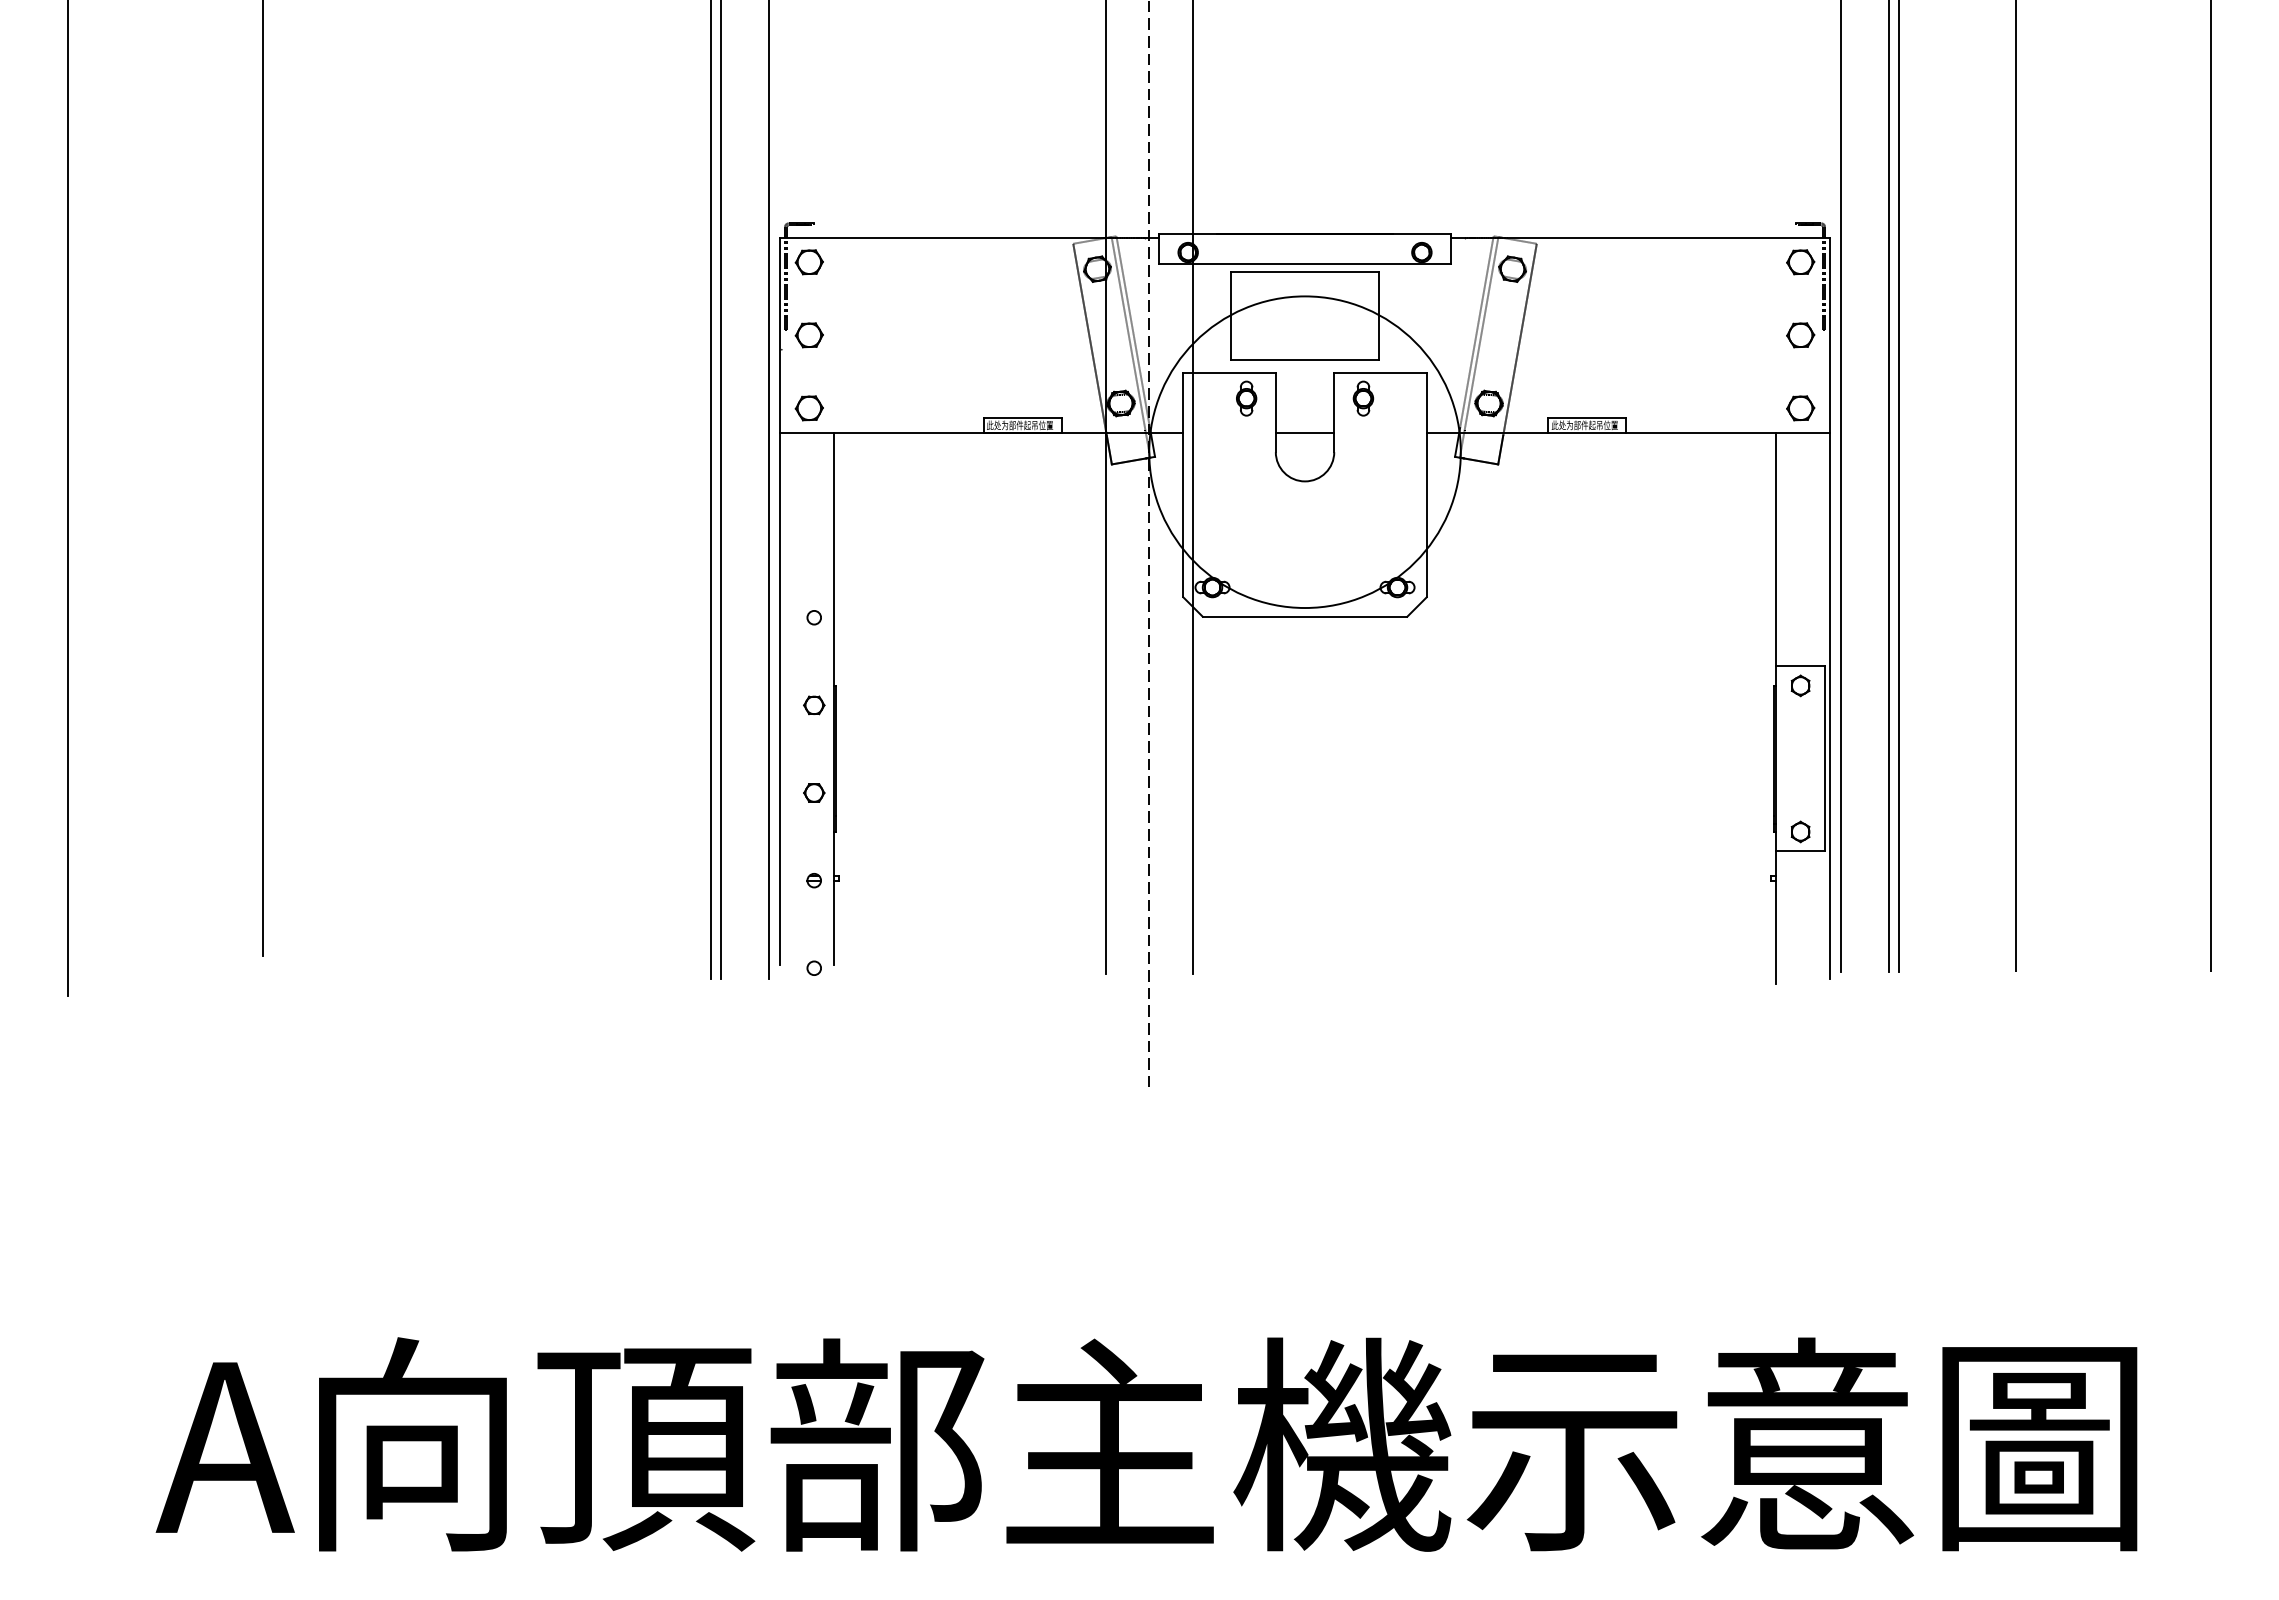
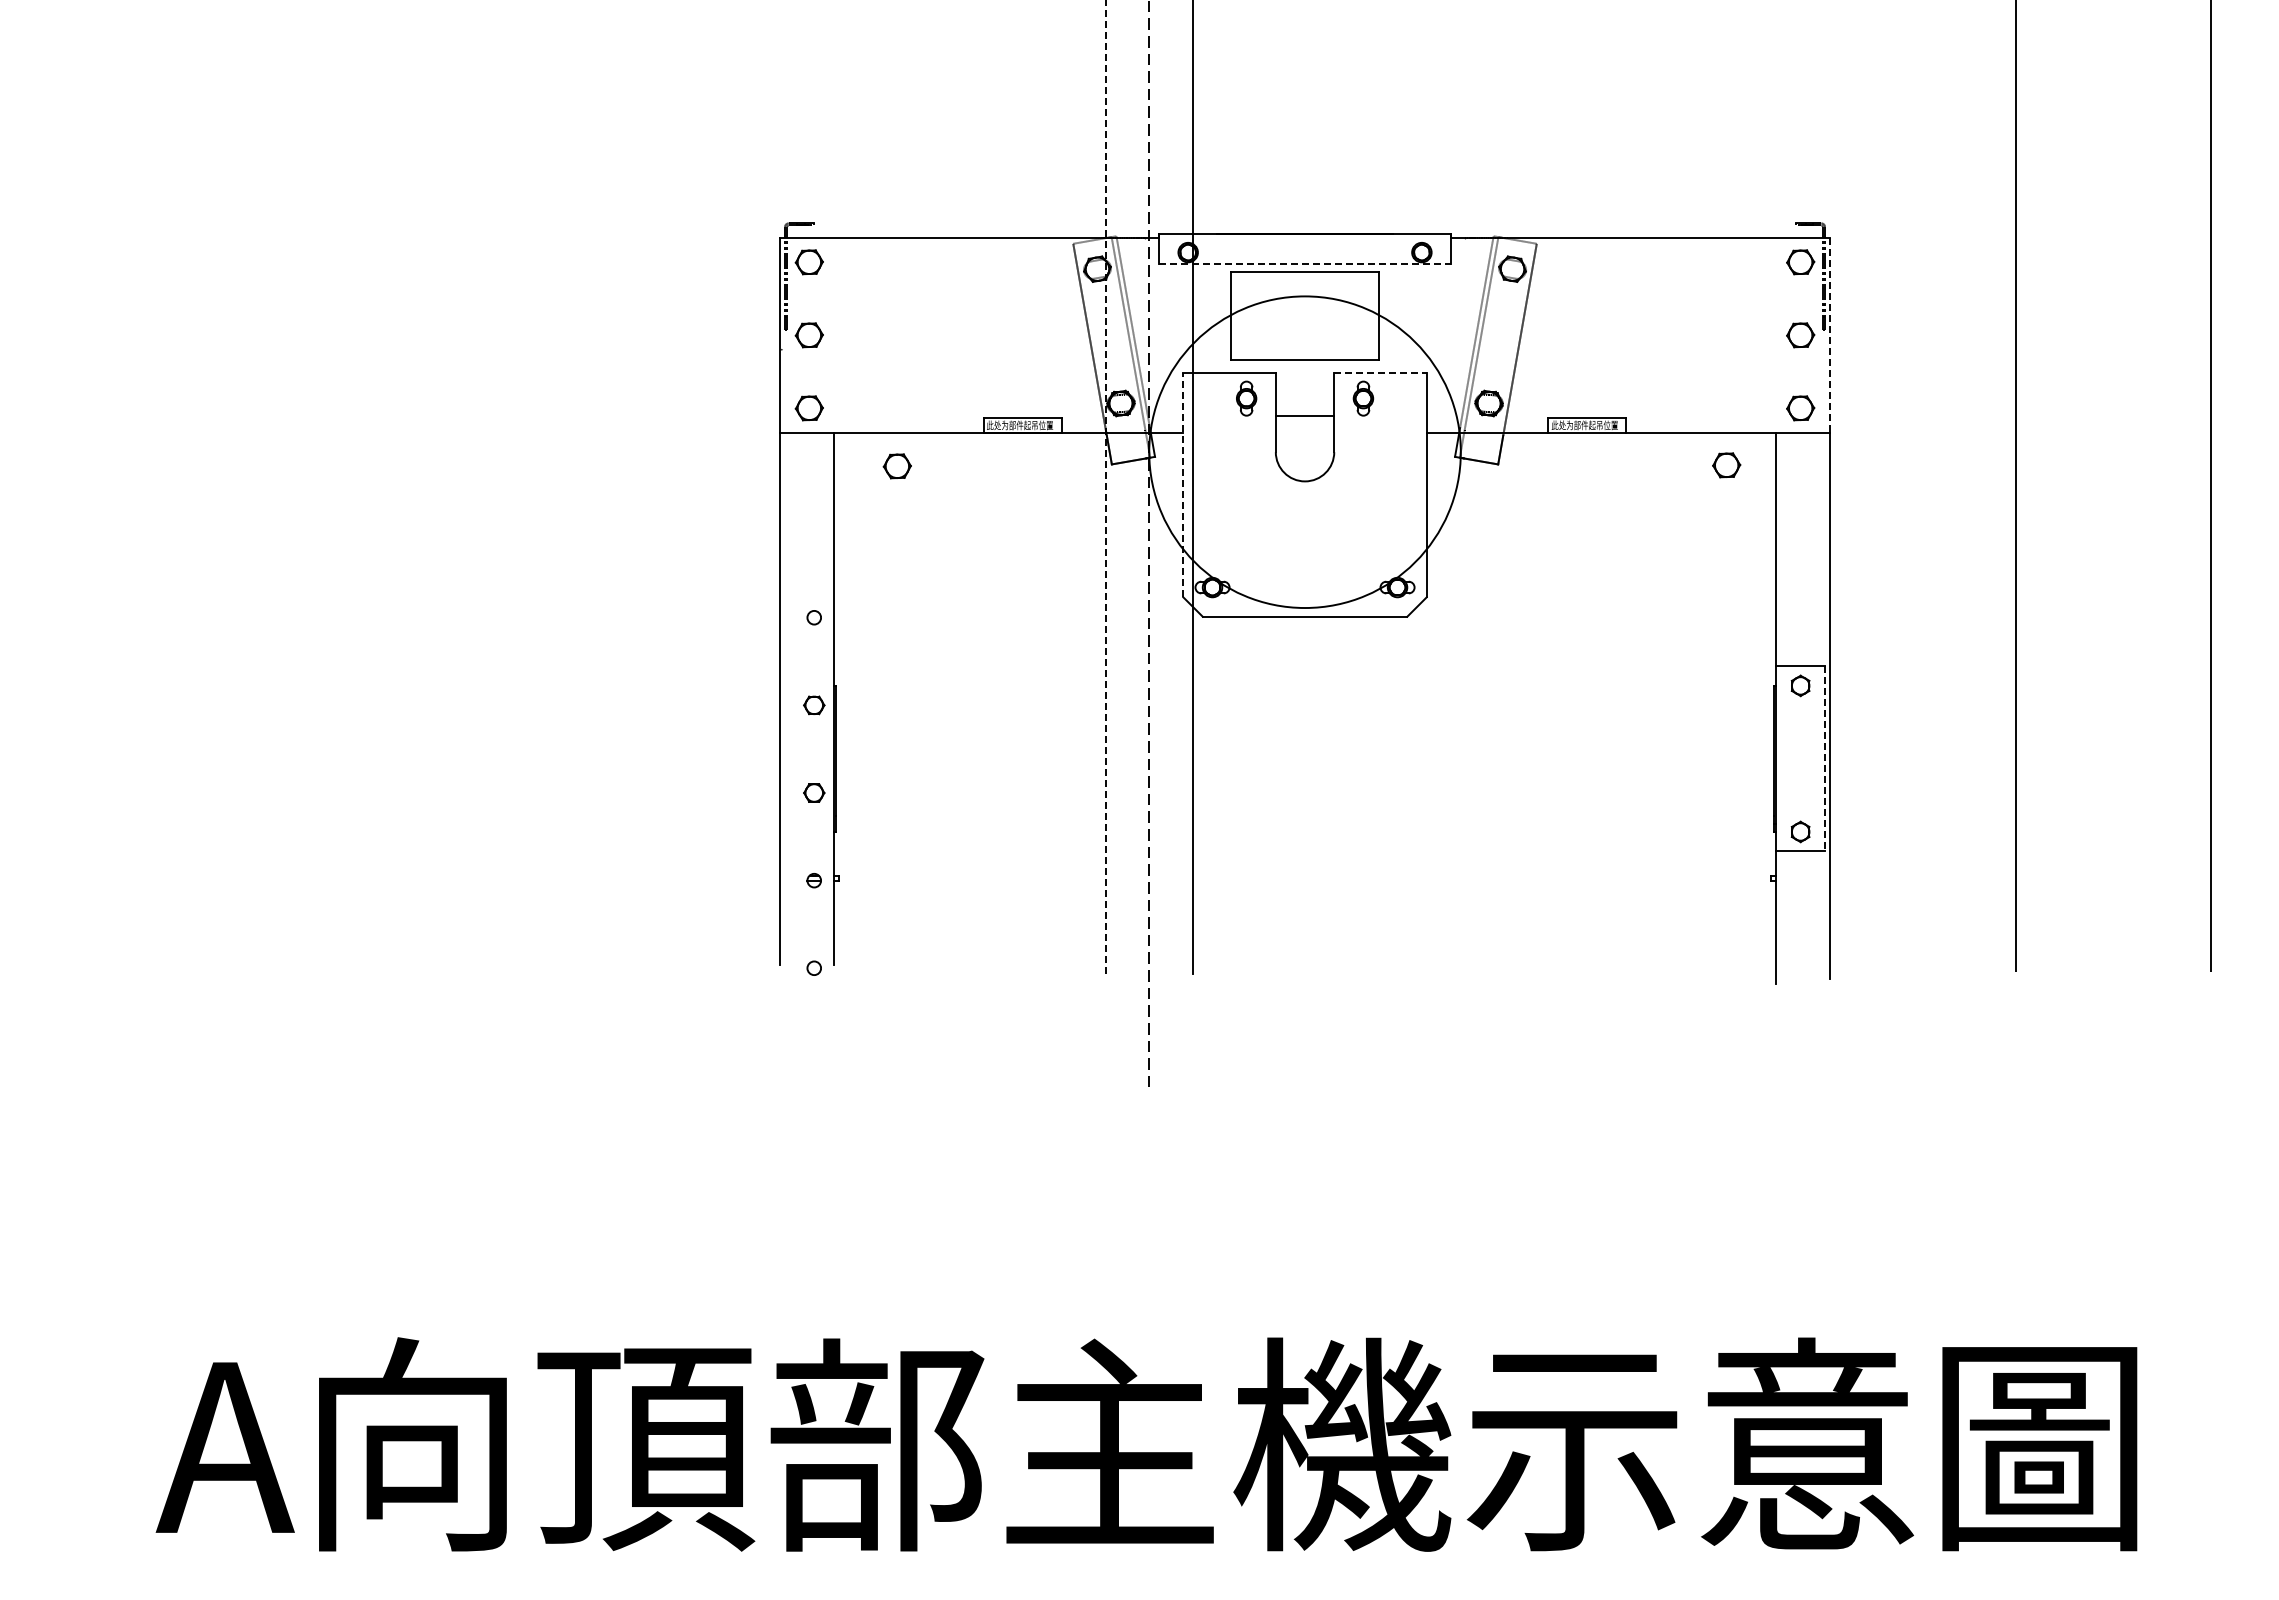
line: solid -> dashed (1305, 264)
line: solid -> dashed (1829, 335)
line: solid -> dashed (1381, 373)
line position: (1304, 432) -> (1304, 415) (1304, 415)
part: none -> present (1726, 465)
part: none -> present (896, 466)
line: present -> none (263, 478)
line: solid -> dashed (1183, 485)
line: solid -> dashed (1105, 486)
line: present -> none (1840, 486)
line: present -> none (1889, 486)
line: present -> none (1899, 486)
line: present -> none (711, 490)
line: present -> none (720, 490)
line: present -> none (769, 490)
line: present -> none (68, 499)
line: solid -> dashed (1825, 758)
